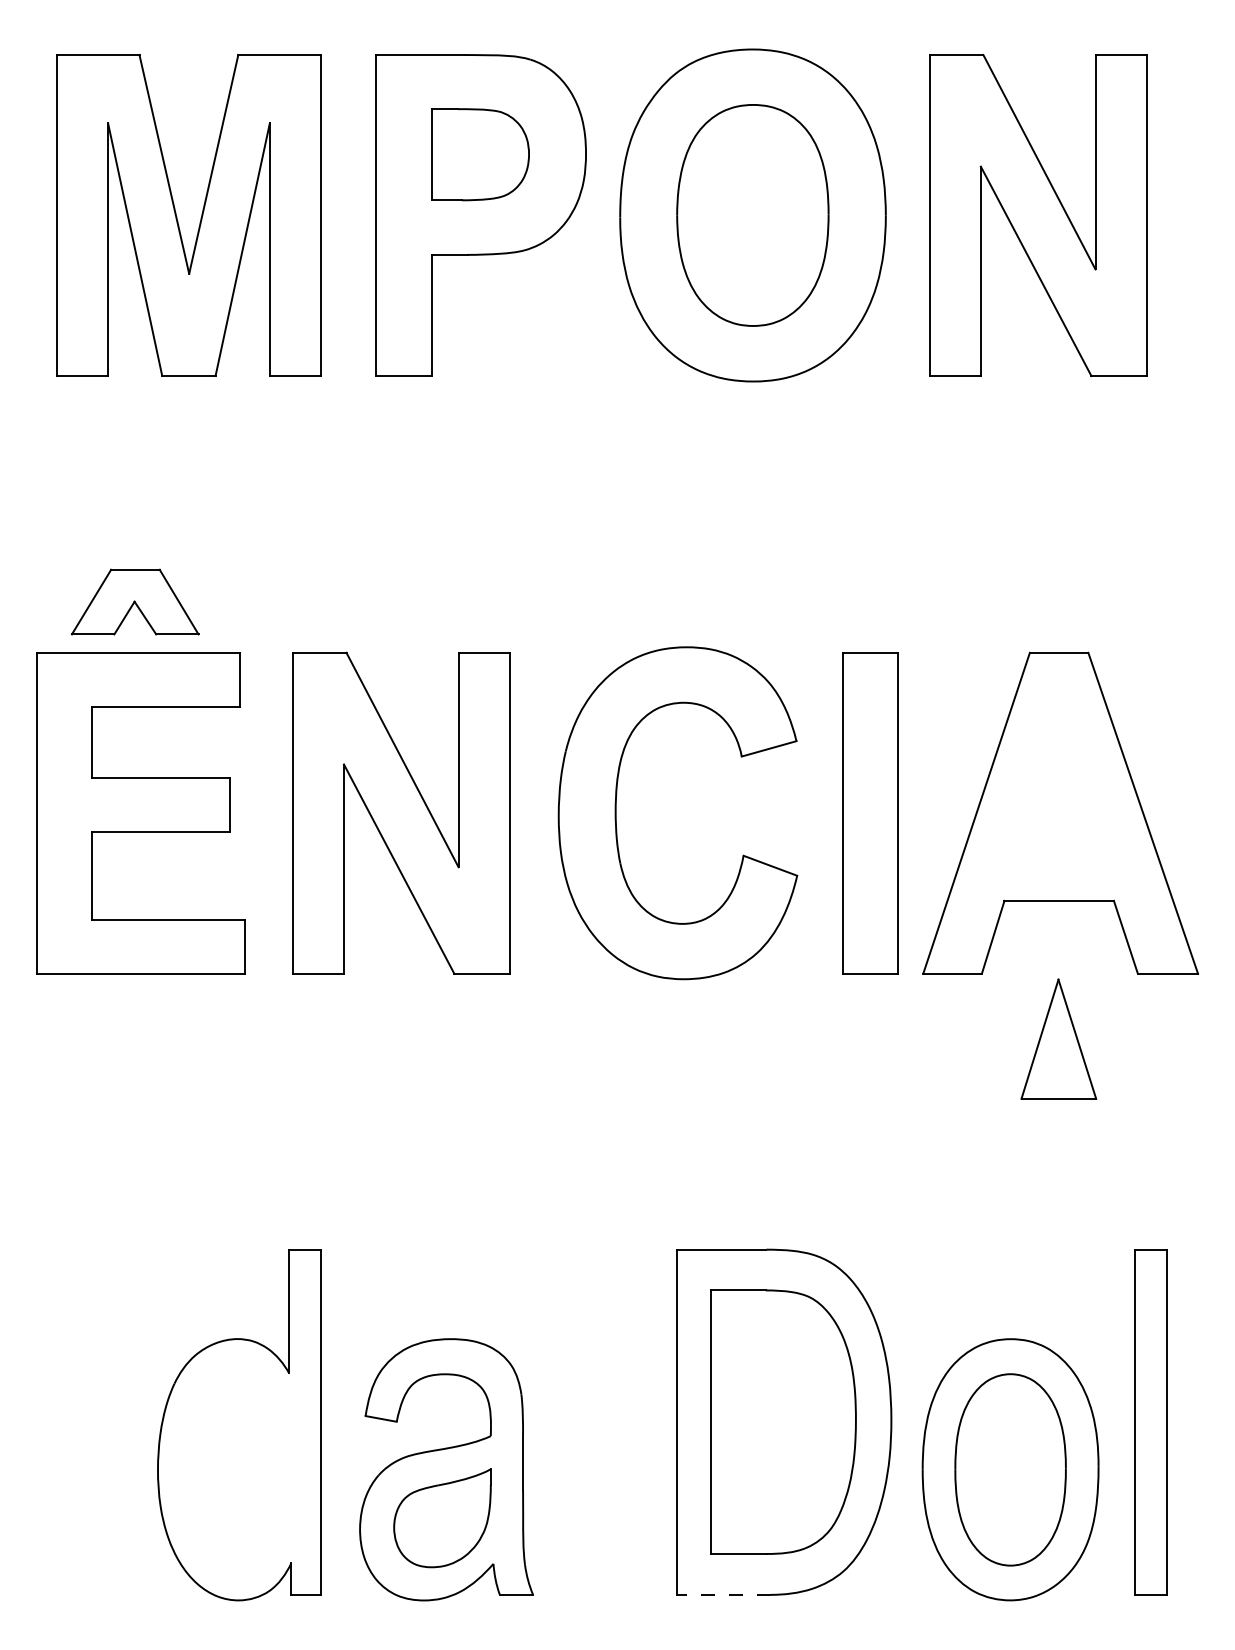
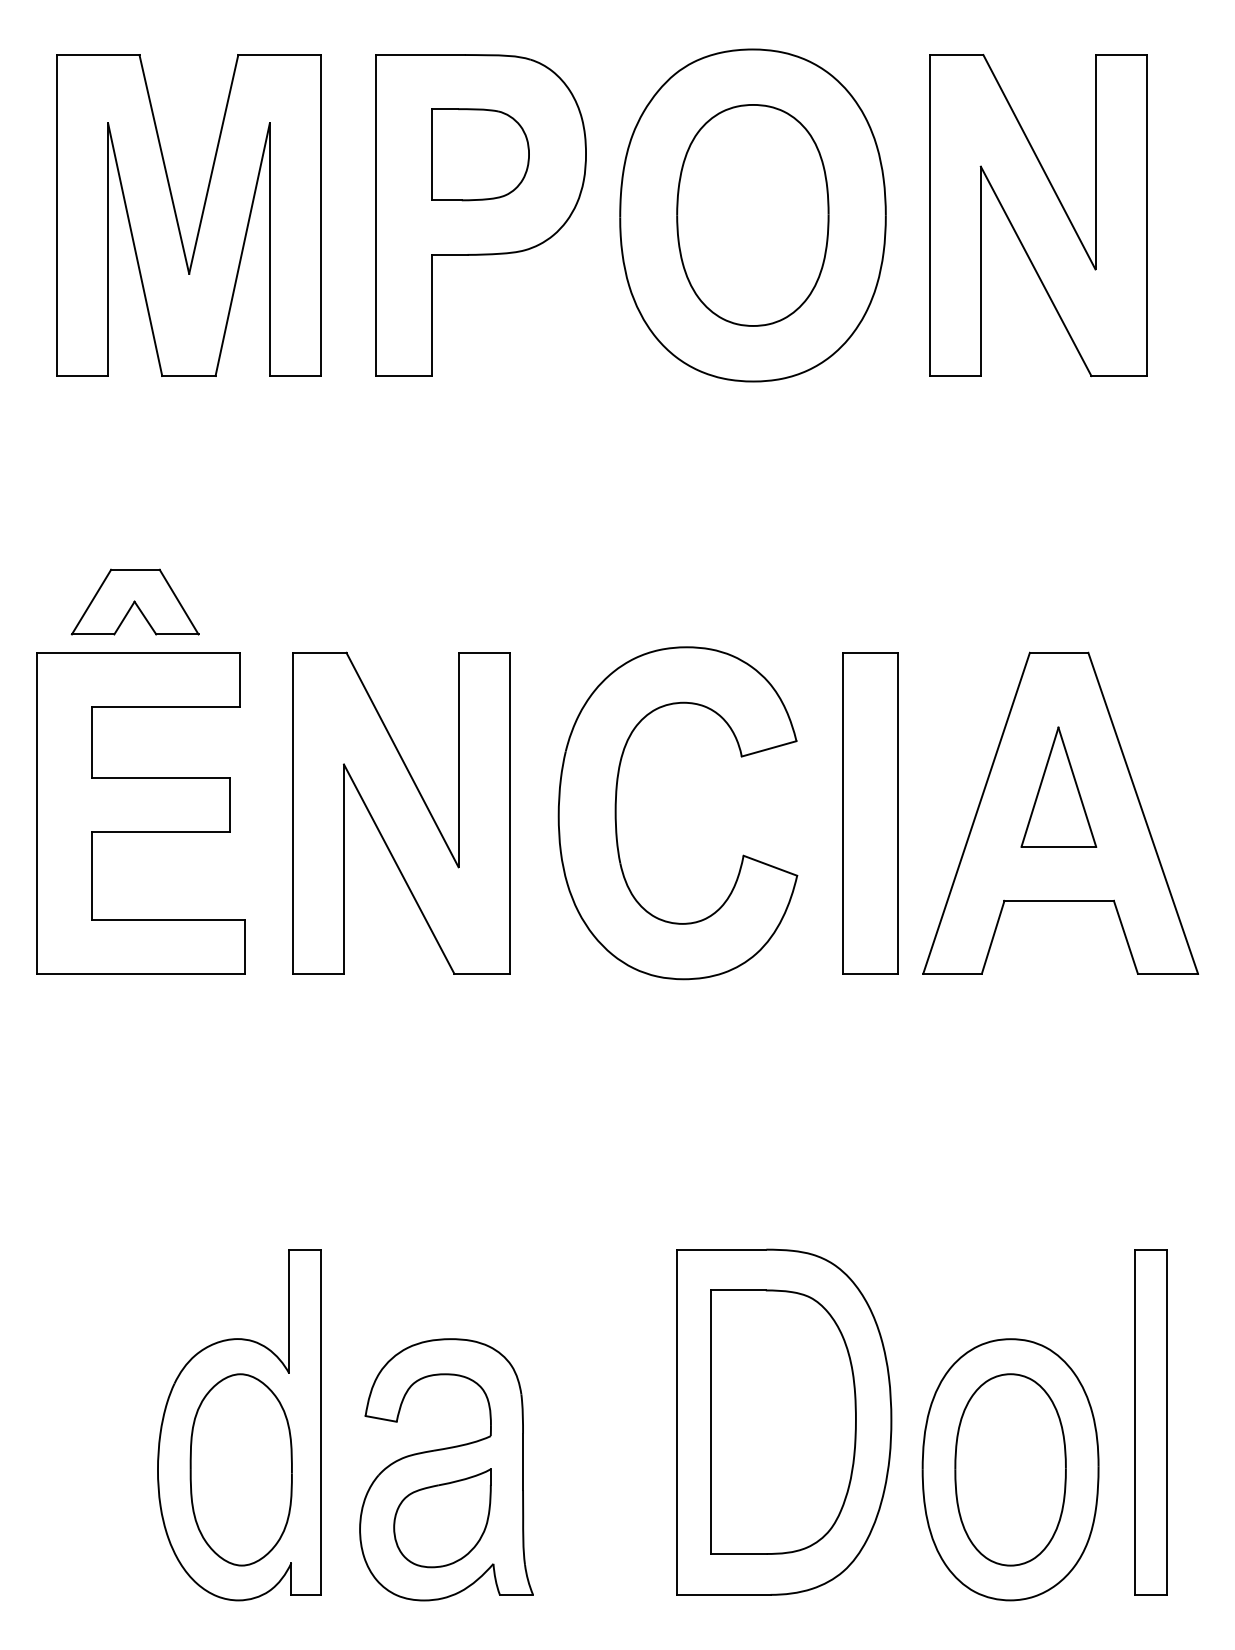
part position: (1058, 1038) -> (1058, 786) (1058, 786)
part: none -> present (240, 1469)
line: dashed -> solid (723, 1594)
